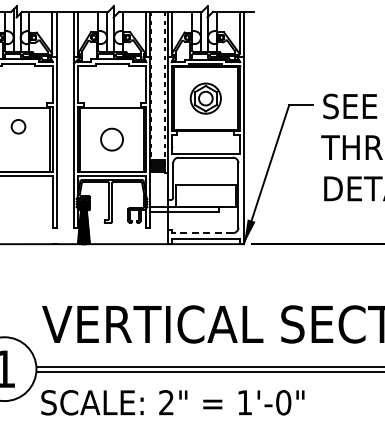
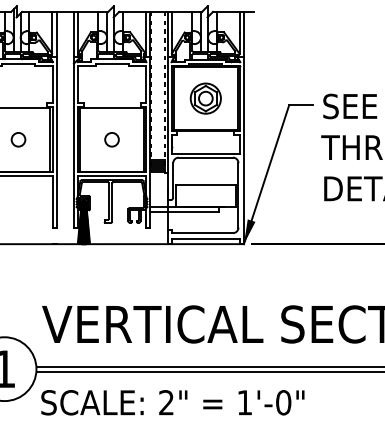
circle position: (18, 126) -> (18, 139) (18, 139)
circle size: 24x25 px -> 16x16 px (111, 139)
line: dashed -> solid (202, 233)
